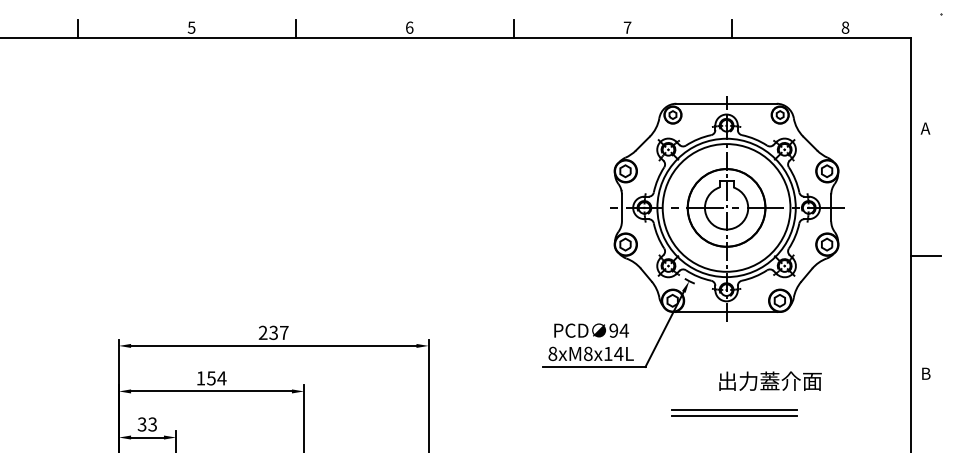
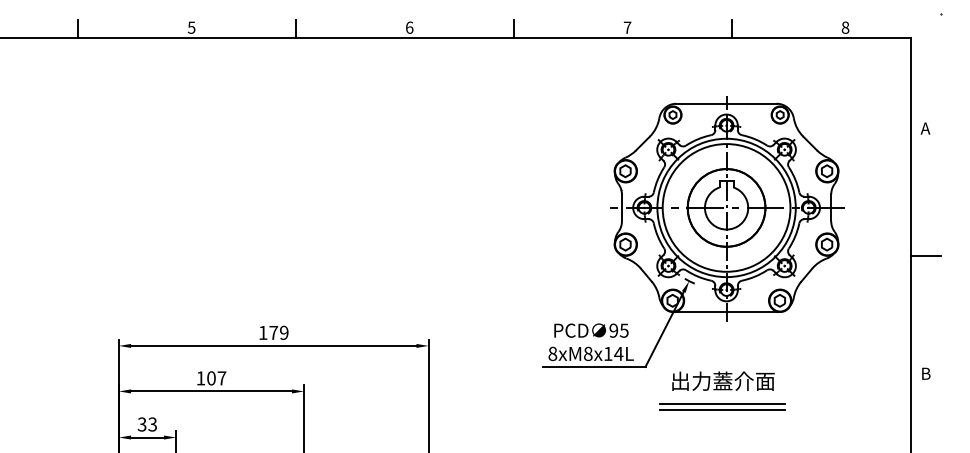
text: 94 -> 95 (623, 330)
text: 237 -> 179 (273, 332)
text: 154 -> 107 (216, 378)
text position: (770, 380) -> (723, 380) (723, 380)
part position: (734, 412) -> (722, 406) (722, 406)
